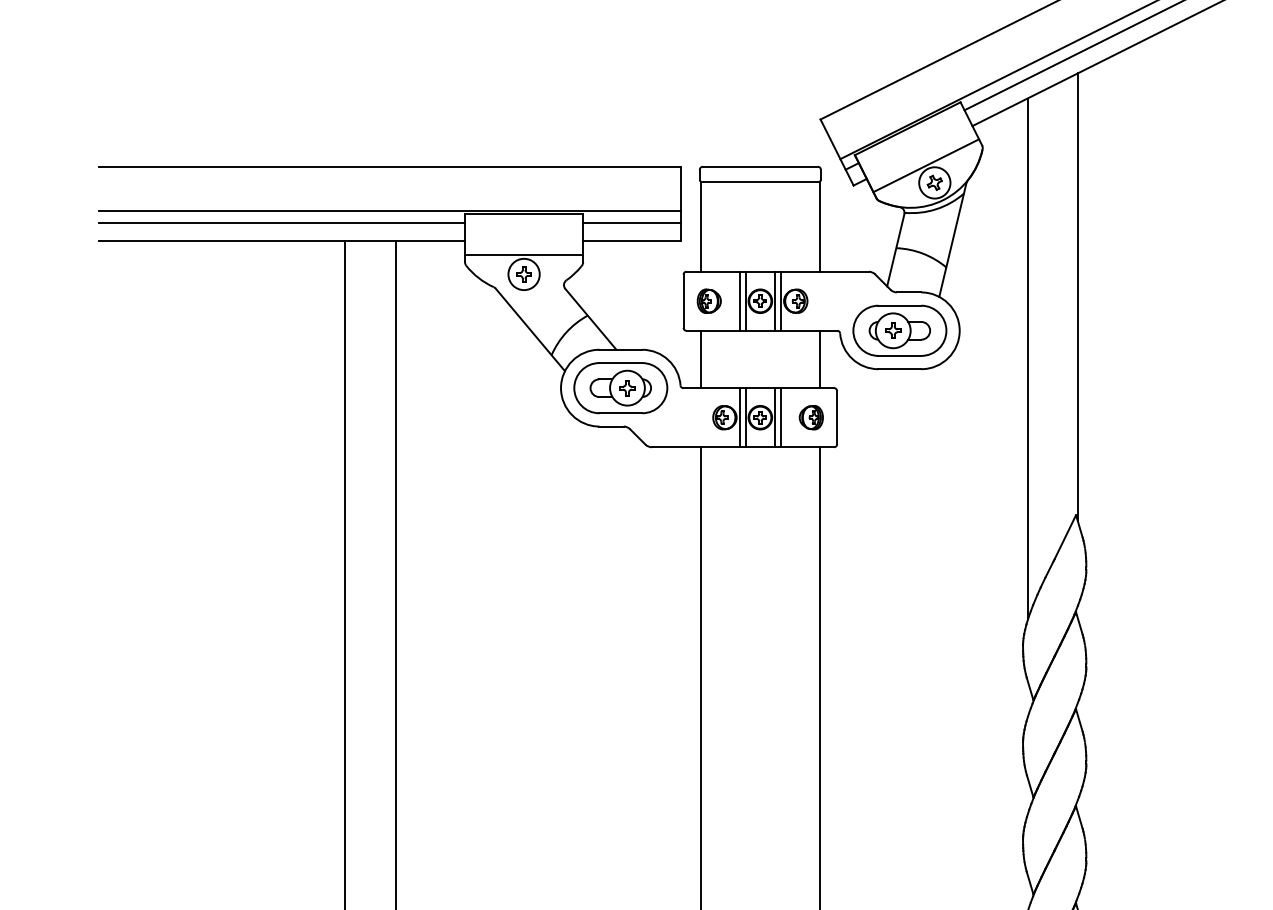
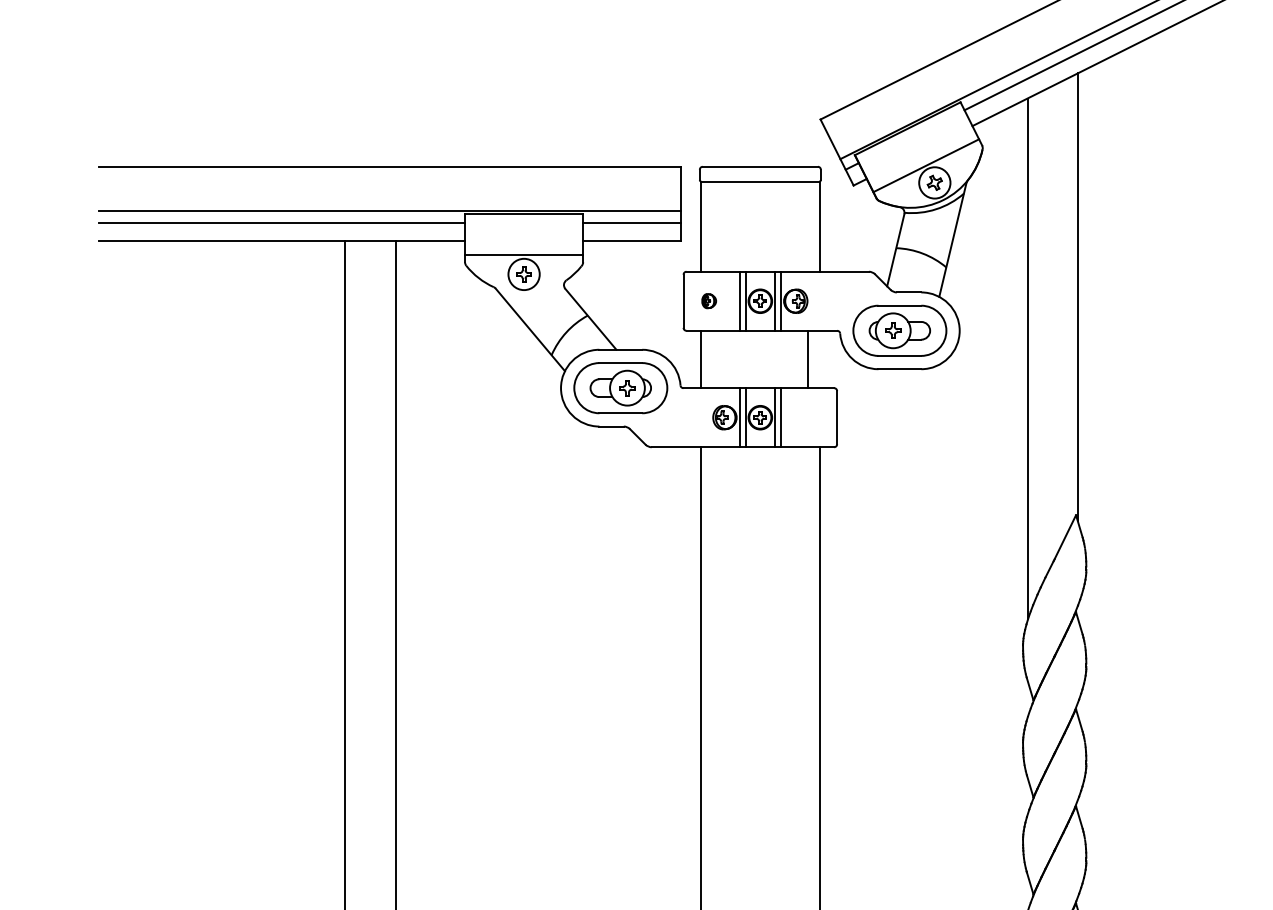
part size: 26x26 px -> 16x17 px (708, 301)
line position: (820, 359) -> (808, 359) (808, 359)
part: present -> none (810, 417)
